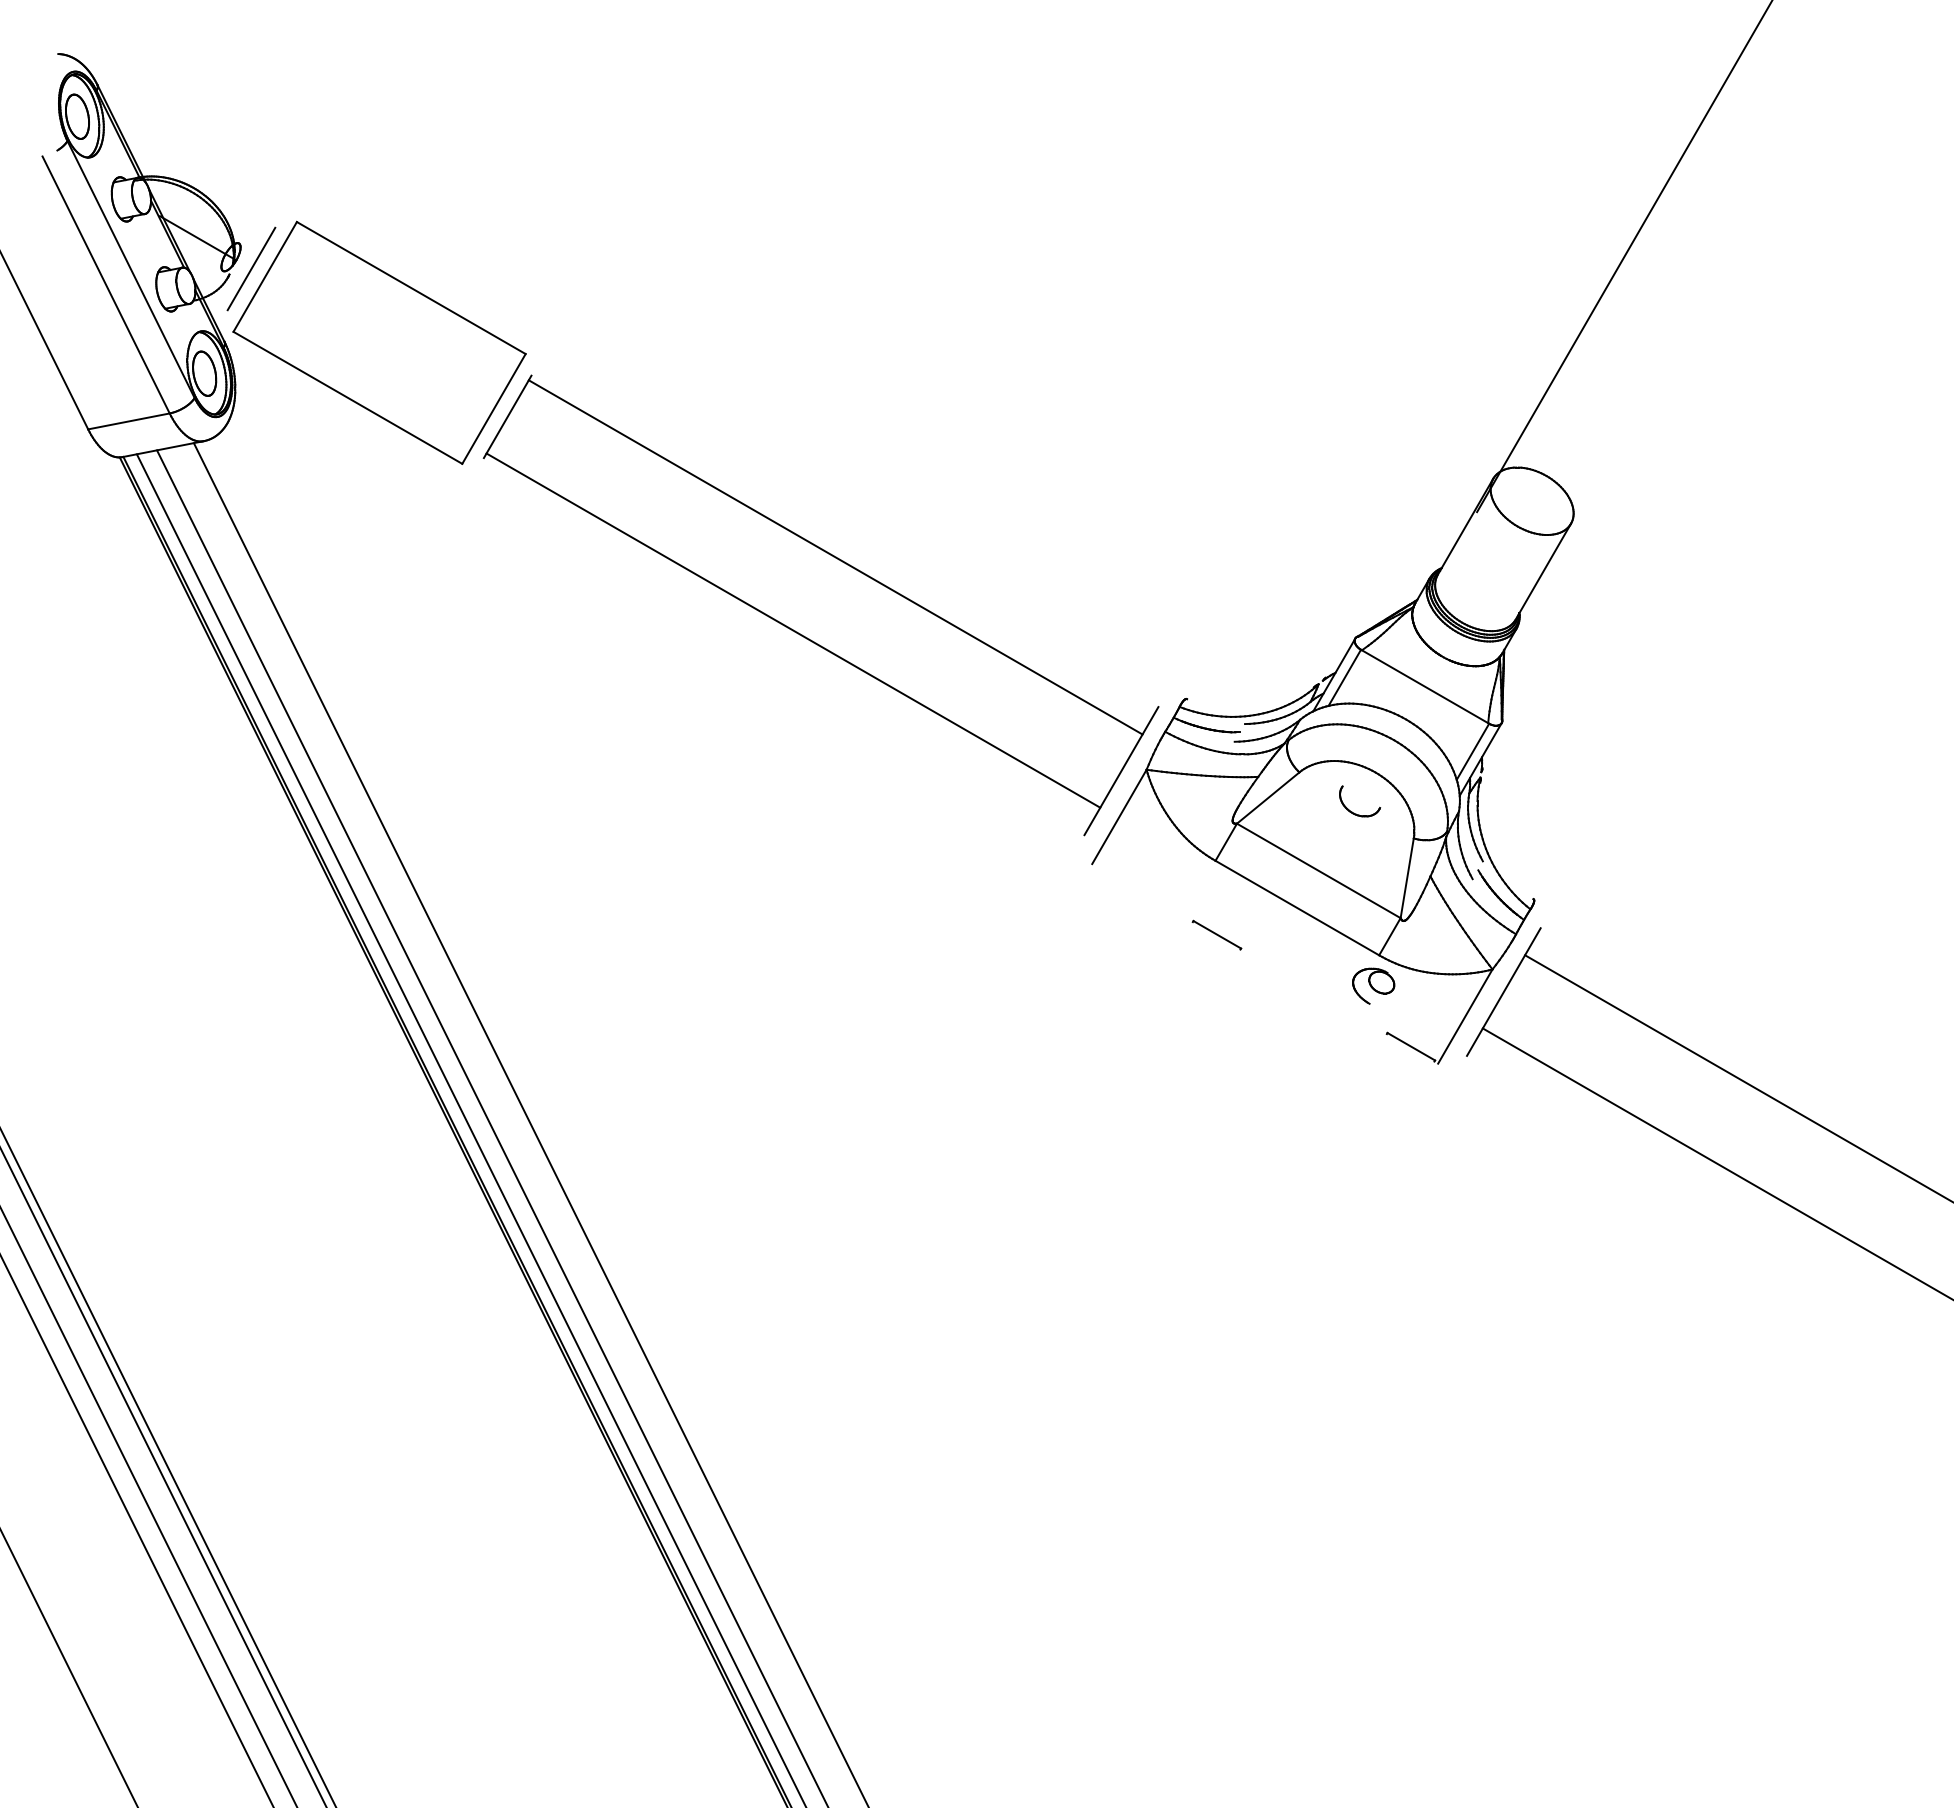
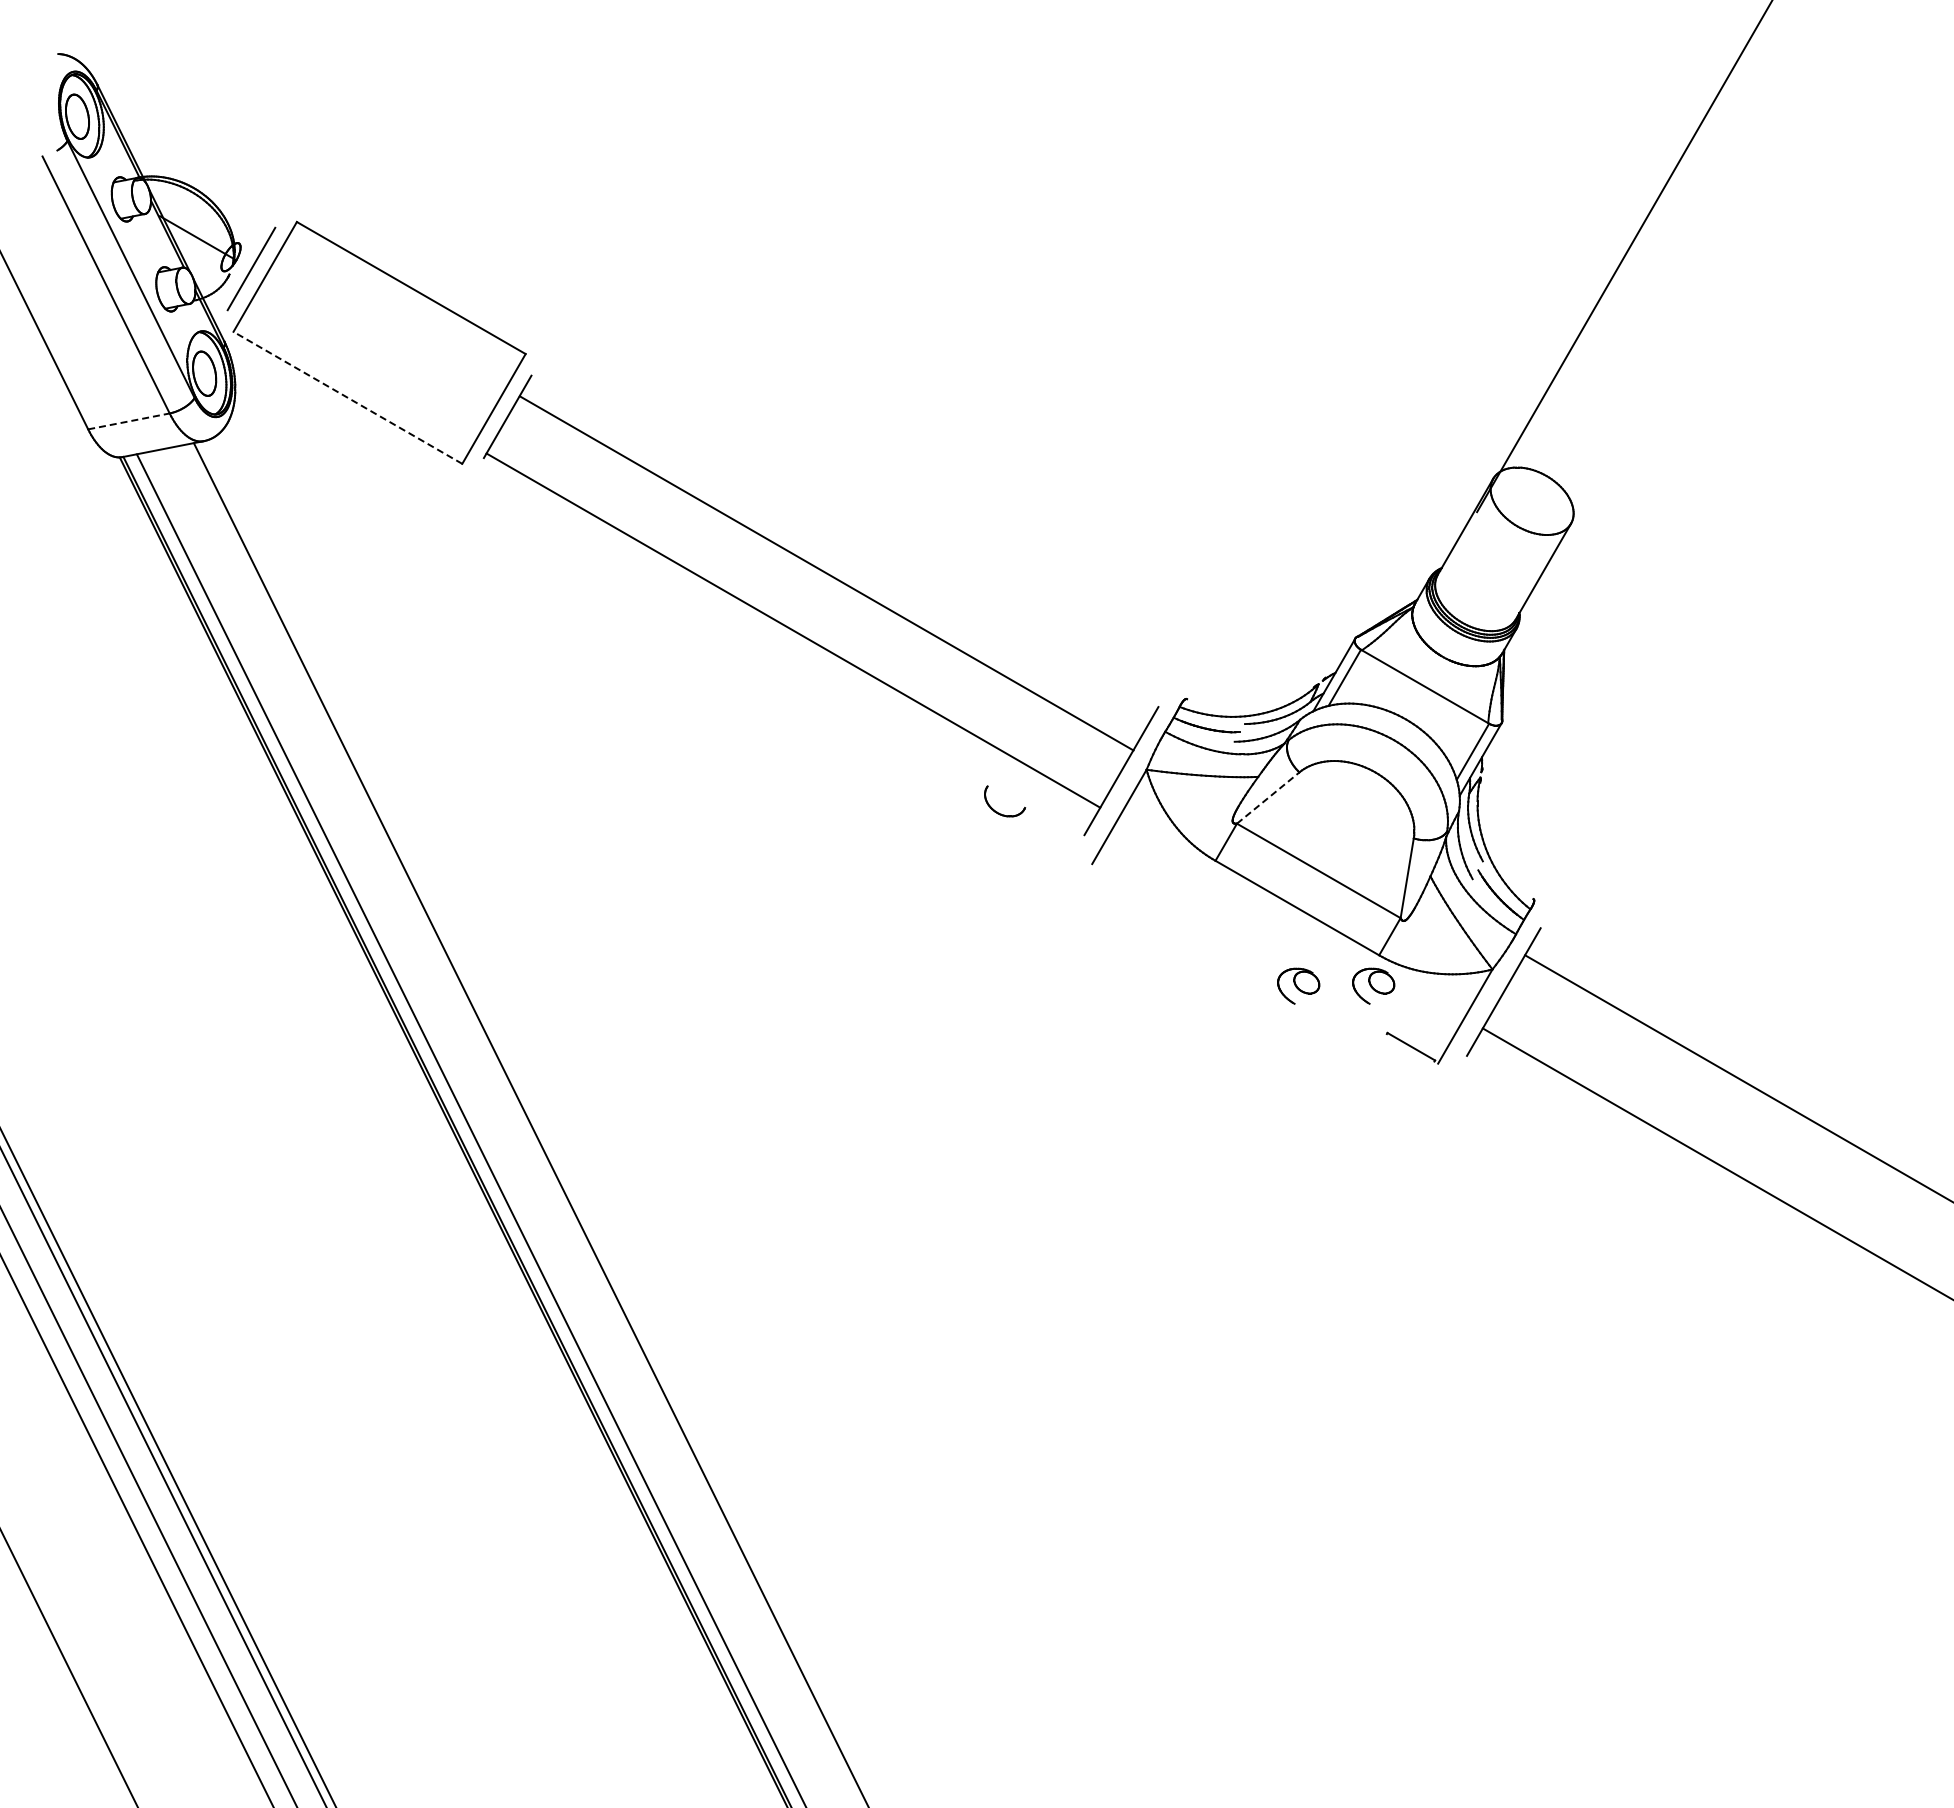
line: solid -> dashed (347, 397)
line: solid -> dashed (128, 421)
line position: (835, 557) -> (826, 573) (826, 573)
line: solid -> dashed (1268, 797)
part position: (1354, 812) -> (999, 812) (999, 812)
part: present -> none (1216, 934)
part: none -> present (1298, 985)
line: present -> none (491, 1127)
